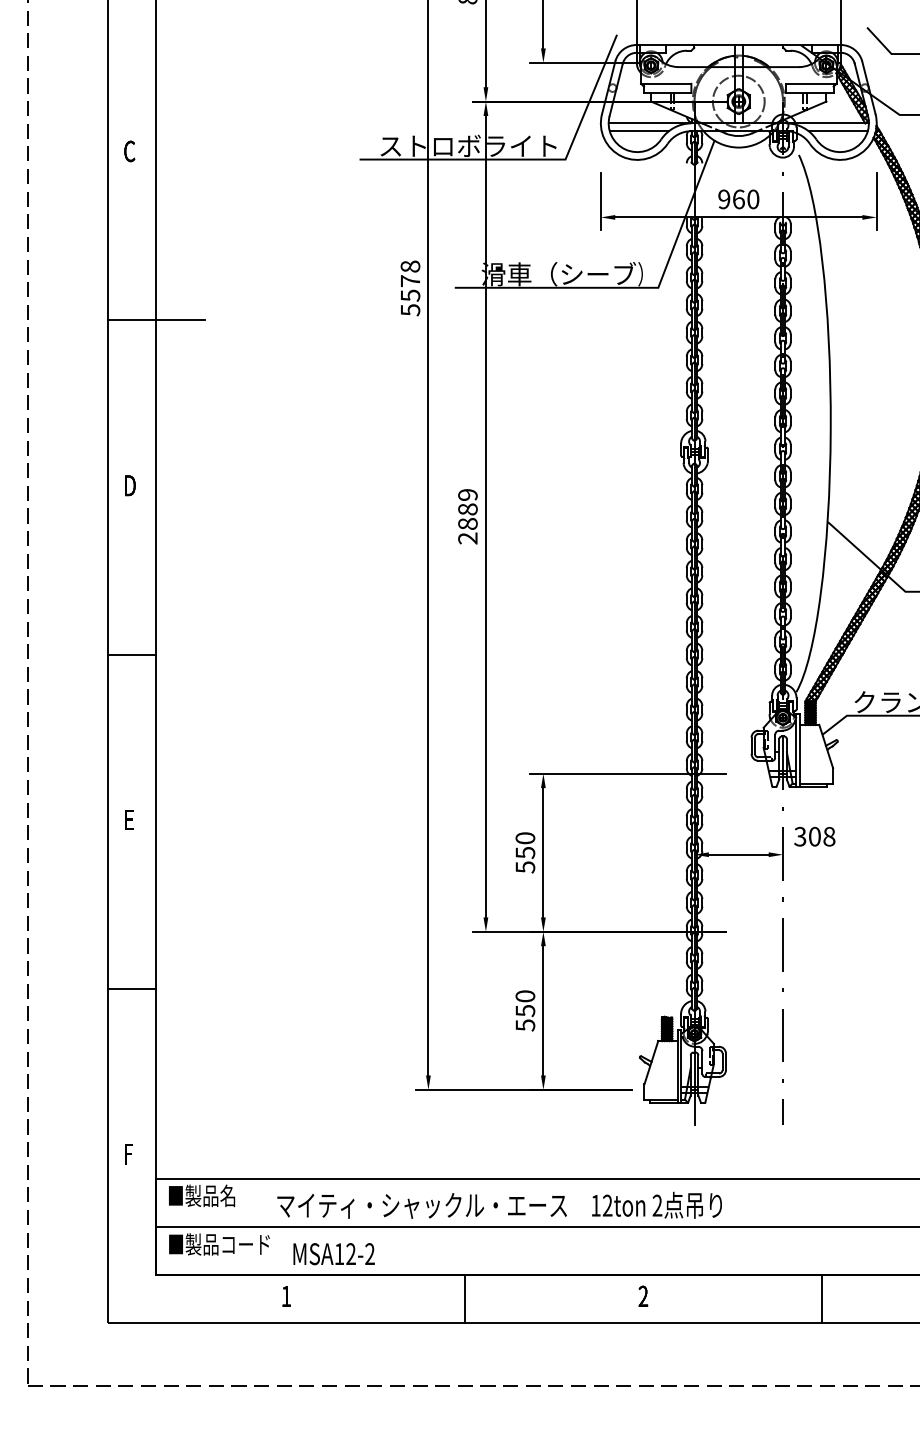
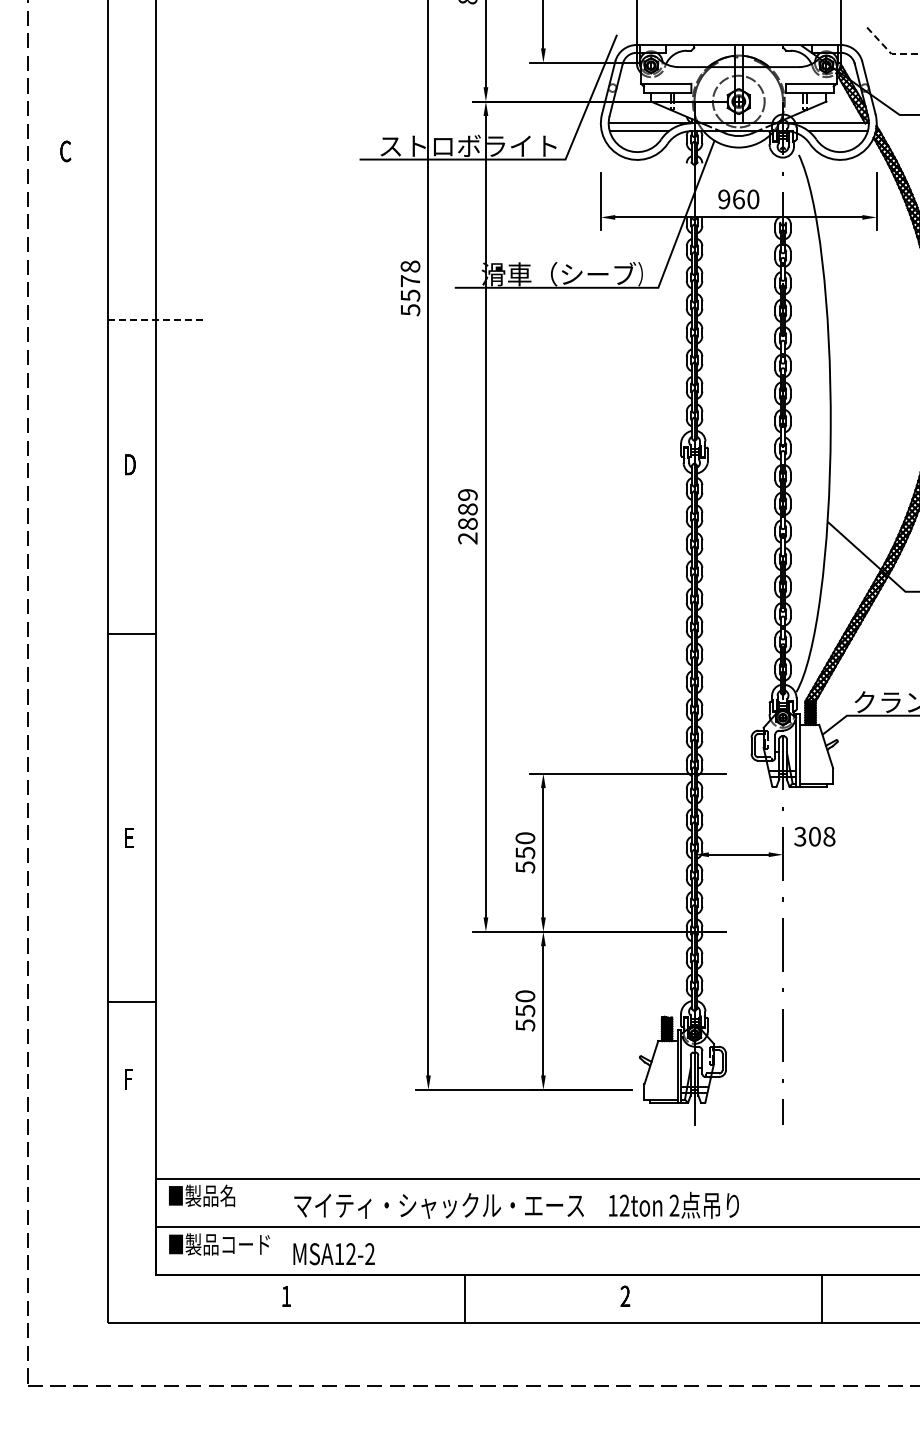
line: solid -> dashed (888, 51)
text position: (129, 151) -> (65, 151) (65, 151)
line: solid -> dashed (156, 320)
text position: (130, 485) -> (130, 464) (130, 464)
line position: (132, 654) -> (132, 633) (132, 633)
text position: (129, 819) -> (129, 837) (129, 837)
line position: (132, 988) -> (132, 1001) (132, 1001)
text position: (128, 1154) -> (128, 1079) (128, 1079)
text position: (499, 1204) -> (516, 1204) (516, 1204)
text position: (643, 1295) -> (625, 1295) (625, 1295)
